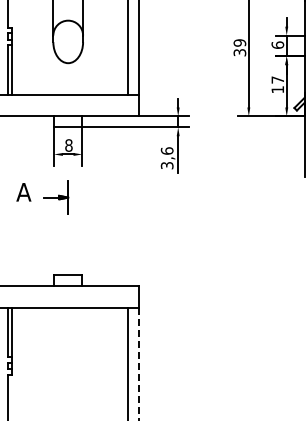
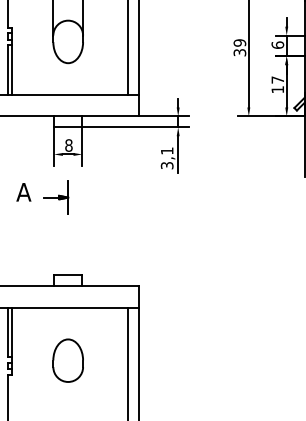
text: 3,6 -> 3,1 (166, 150)
part: none -> present (67, 360)
line: dashed -> solid (139, 363)
